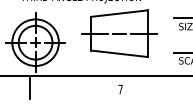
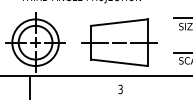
part position: (119, 33) -> (119, 42) (119, 42)
text: 7 -> 3 (120, 89)
